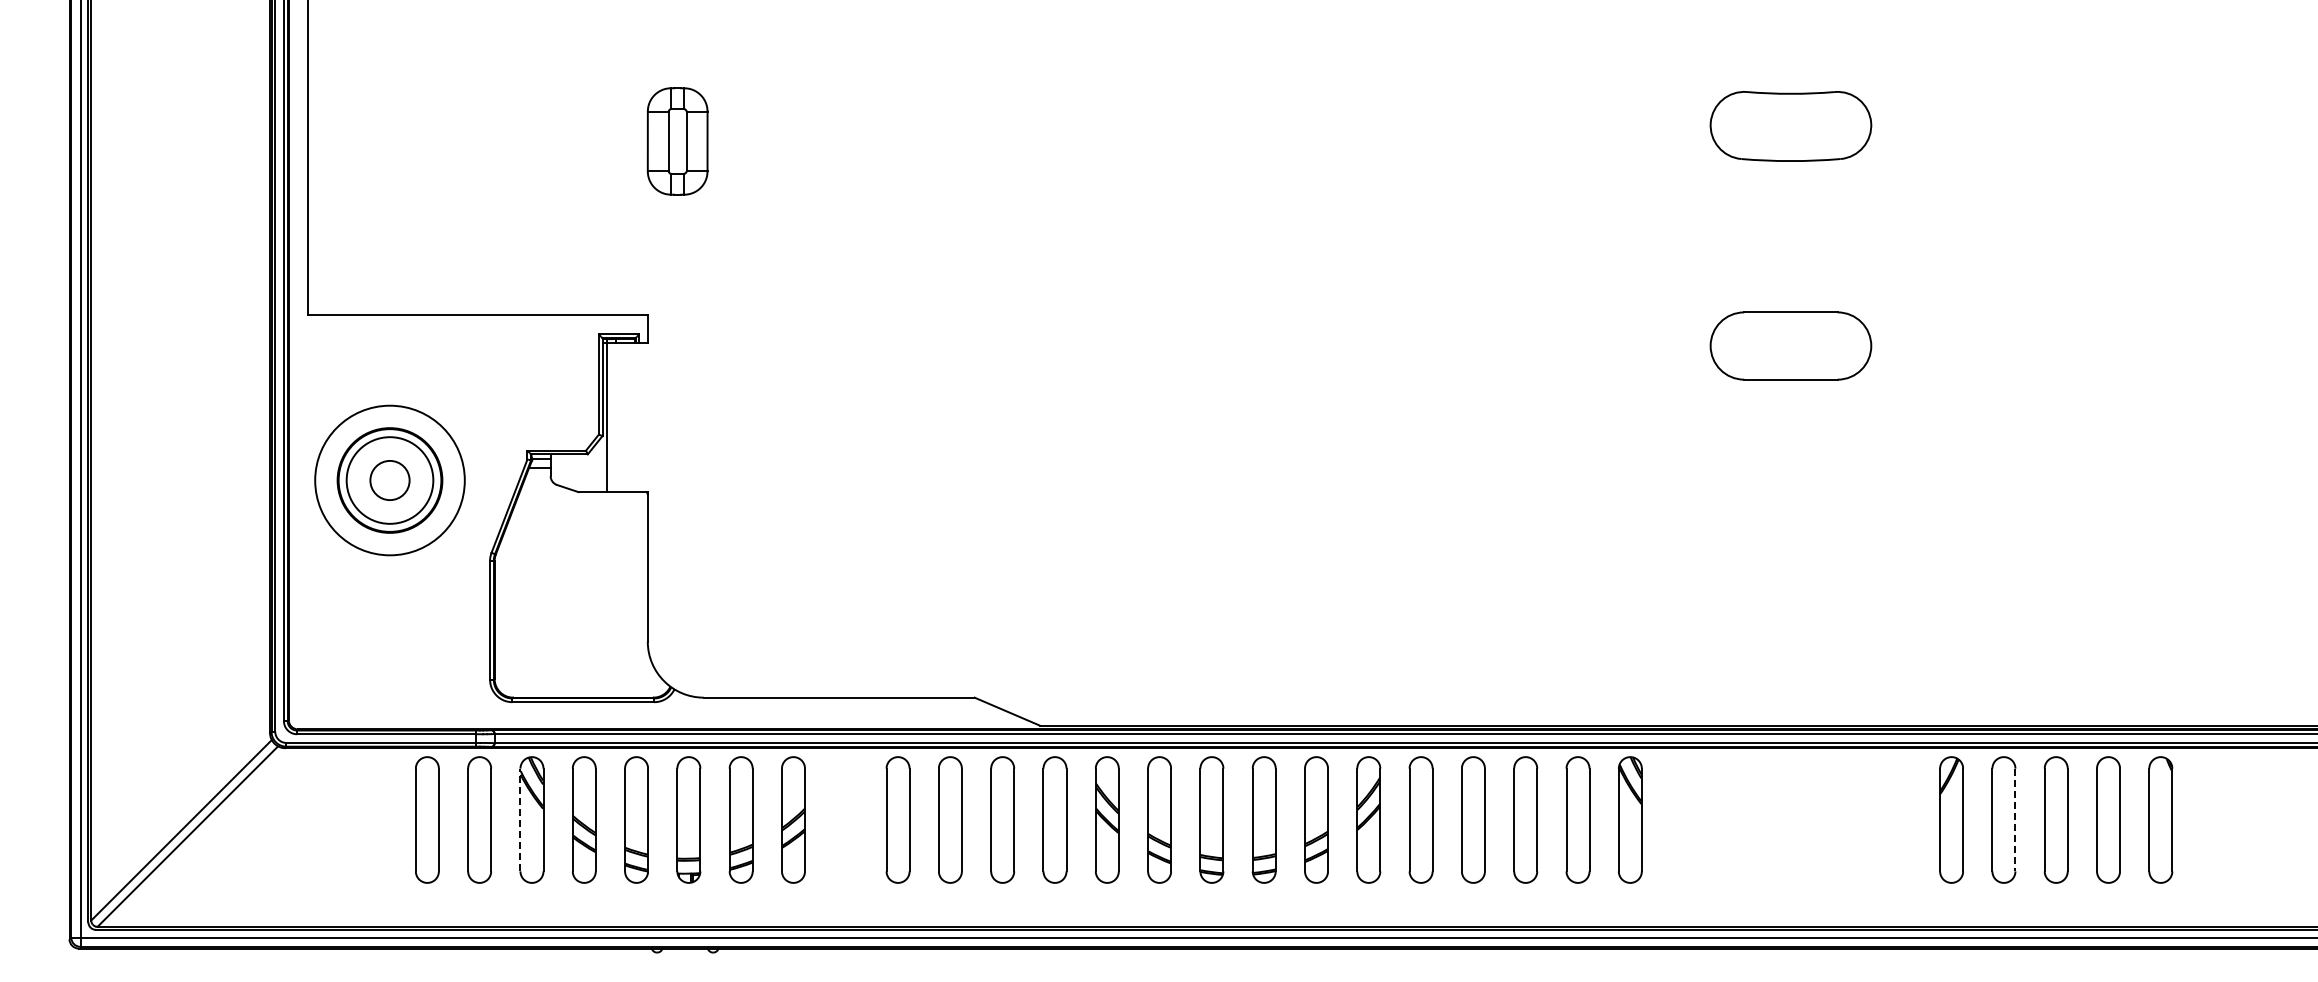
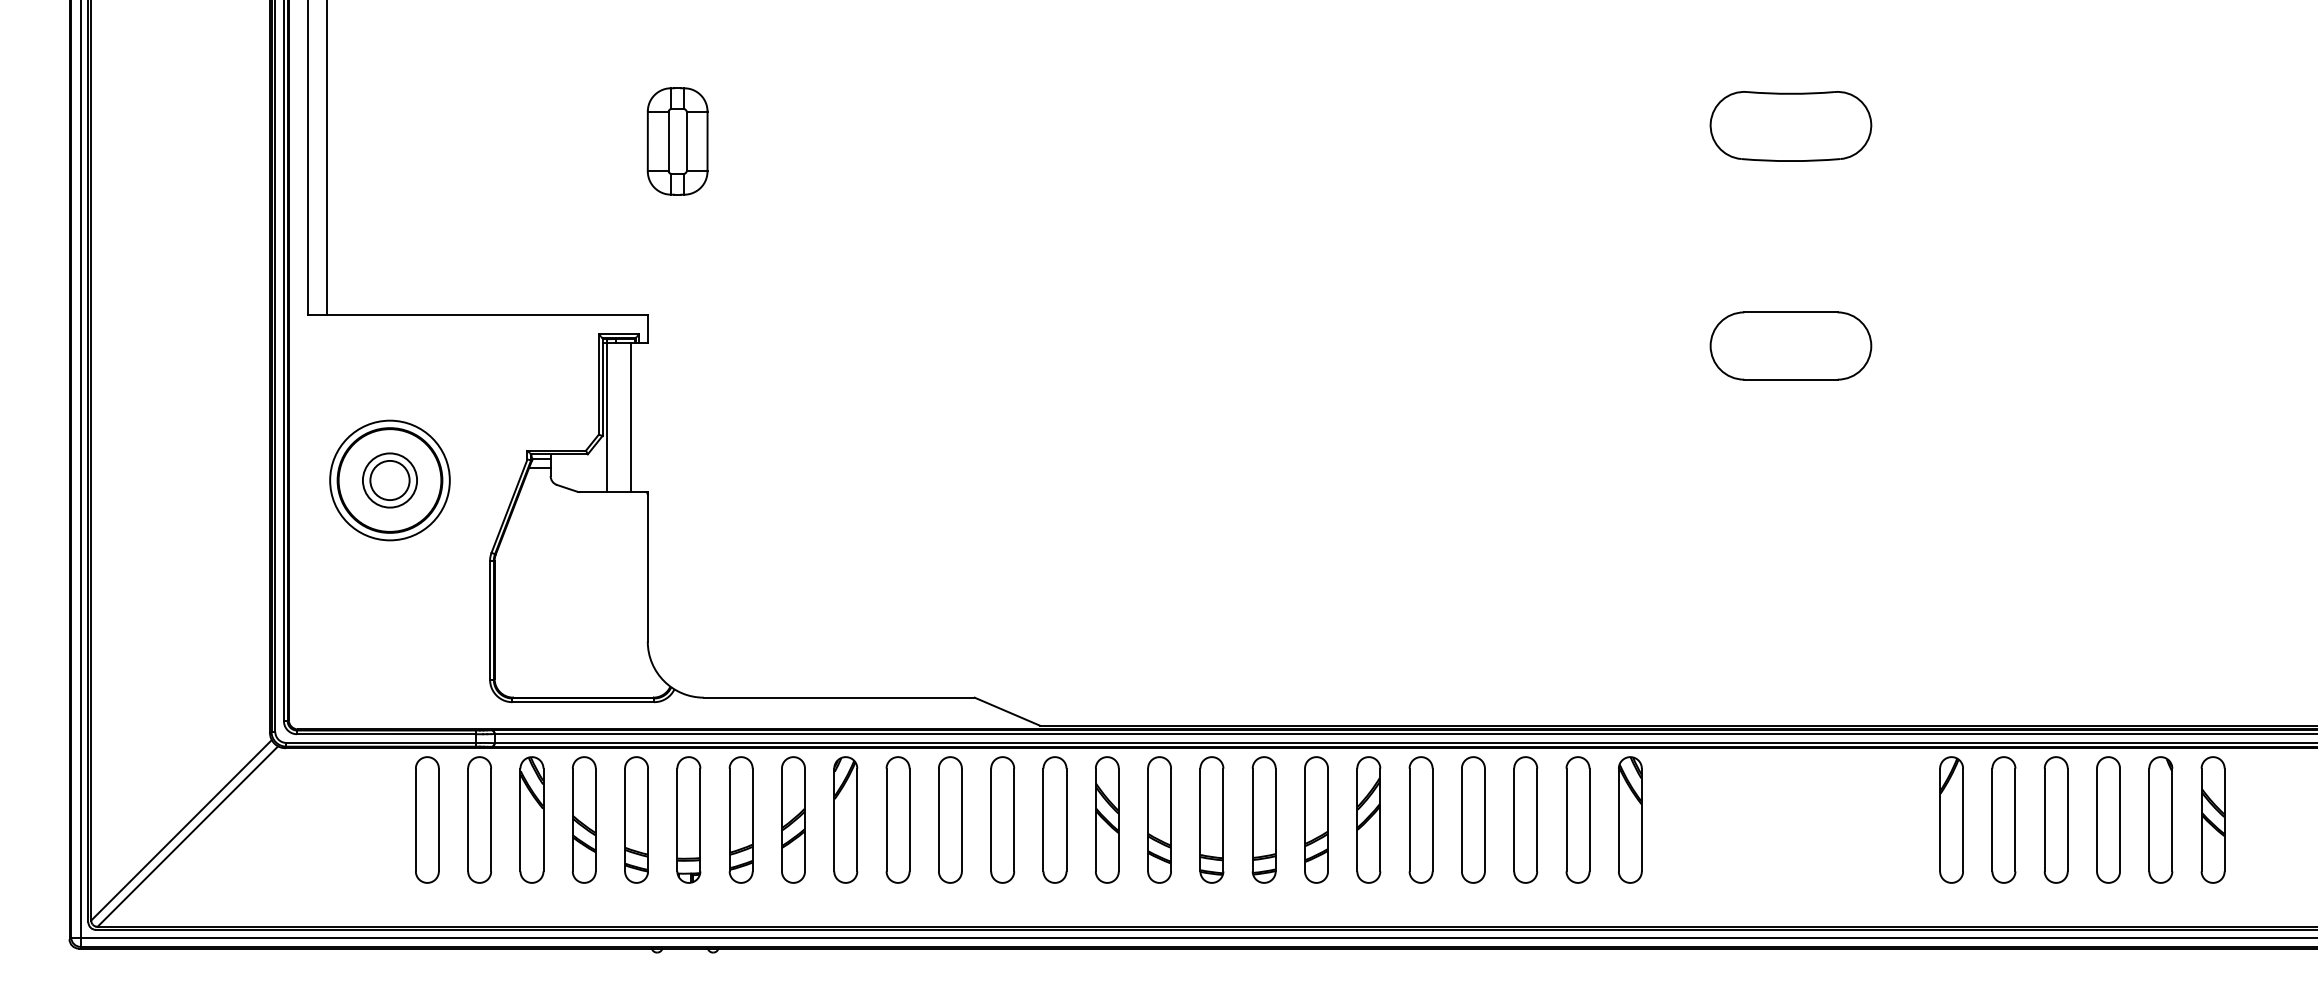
line: none -> present (326, 158)
line: none -> present (630, 417)
circle diameter: 150 px -> 120 px (389, 480)
circle diameter: 87 px -> 54 px (389, 480)
line: dashed -> solid (520, 819)
part: none -> present (845, 819)
part: none -> present (2212, 819)
line: dashed -> solid (2015, 820)
